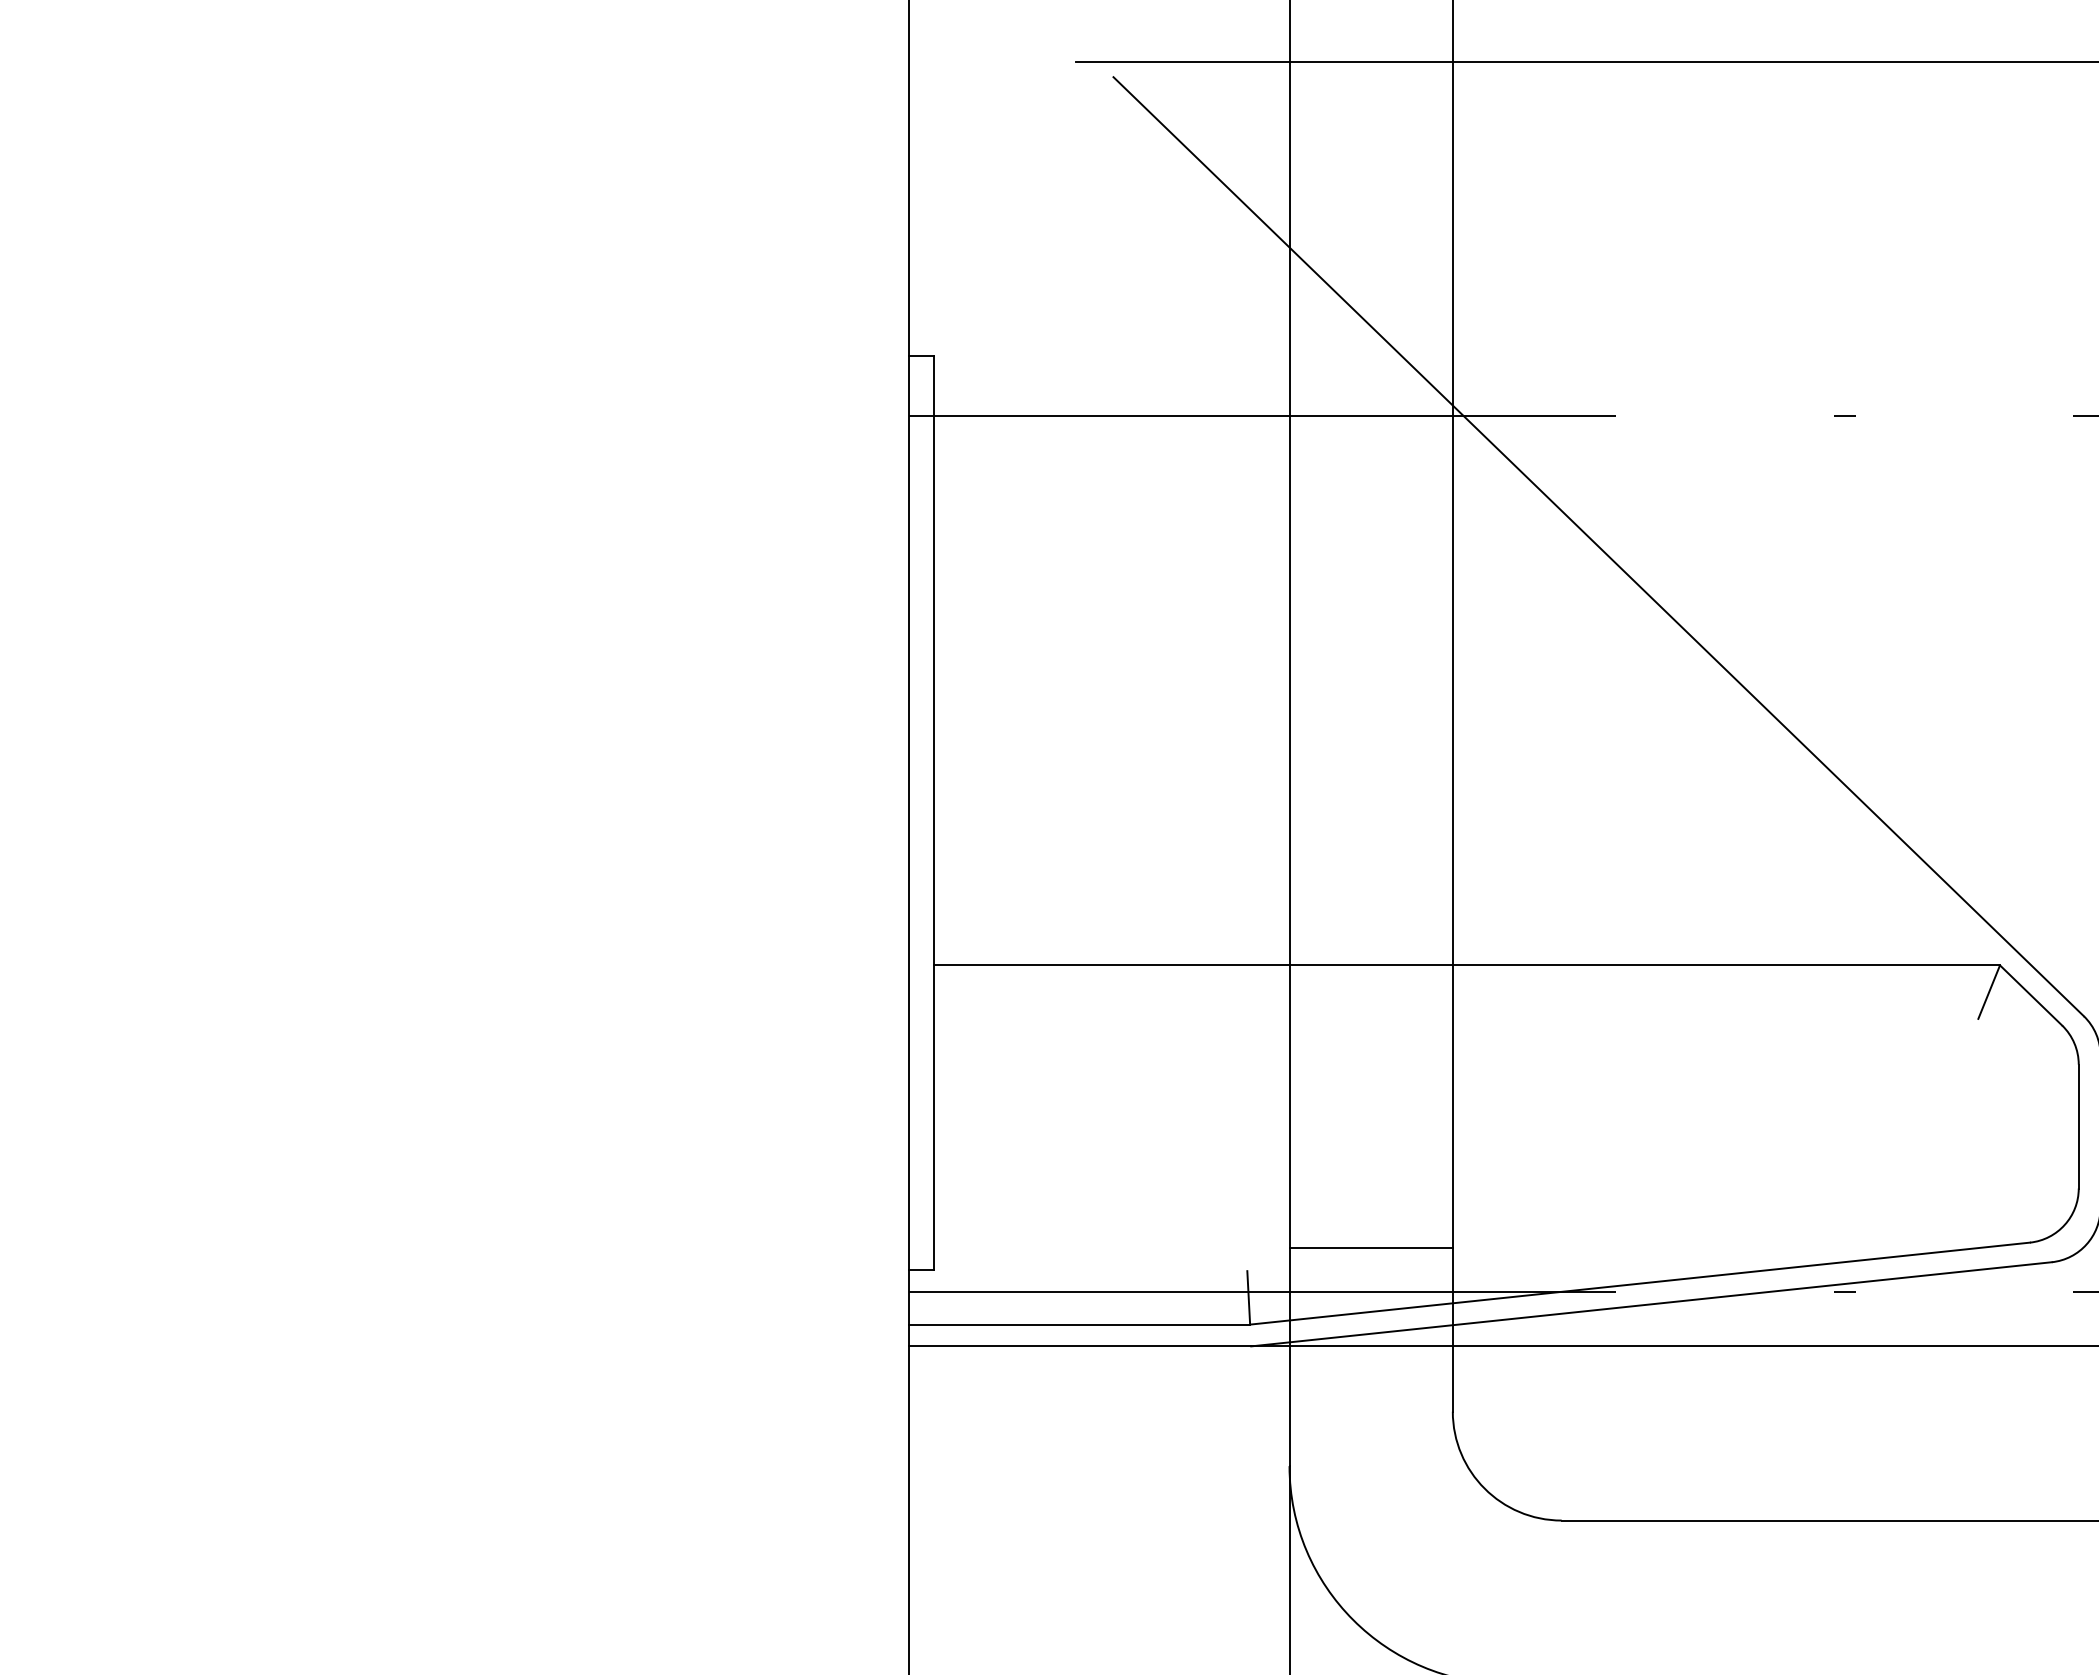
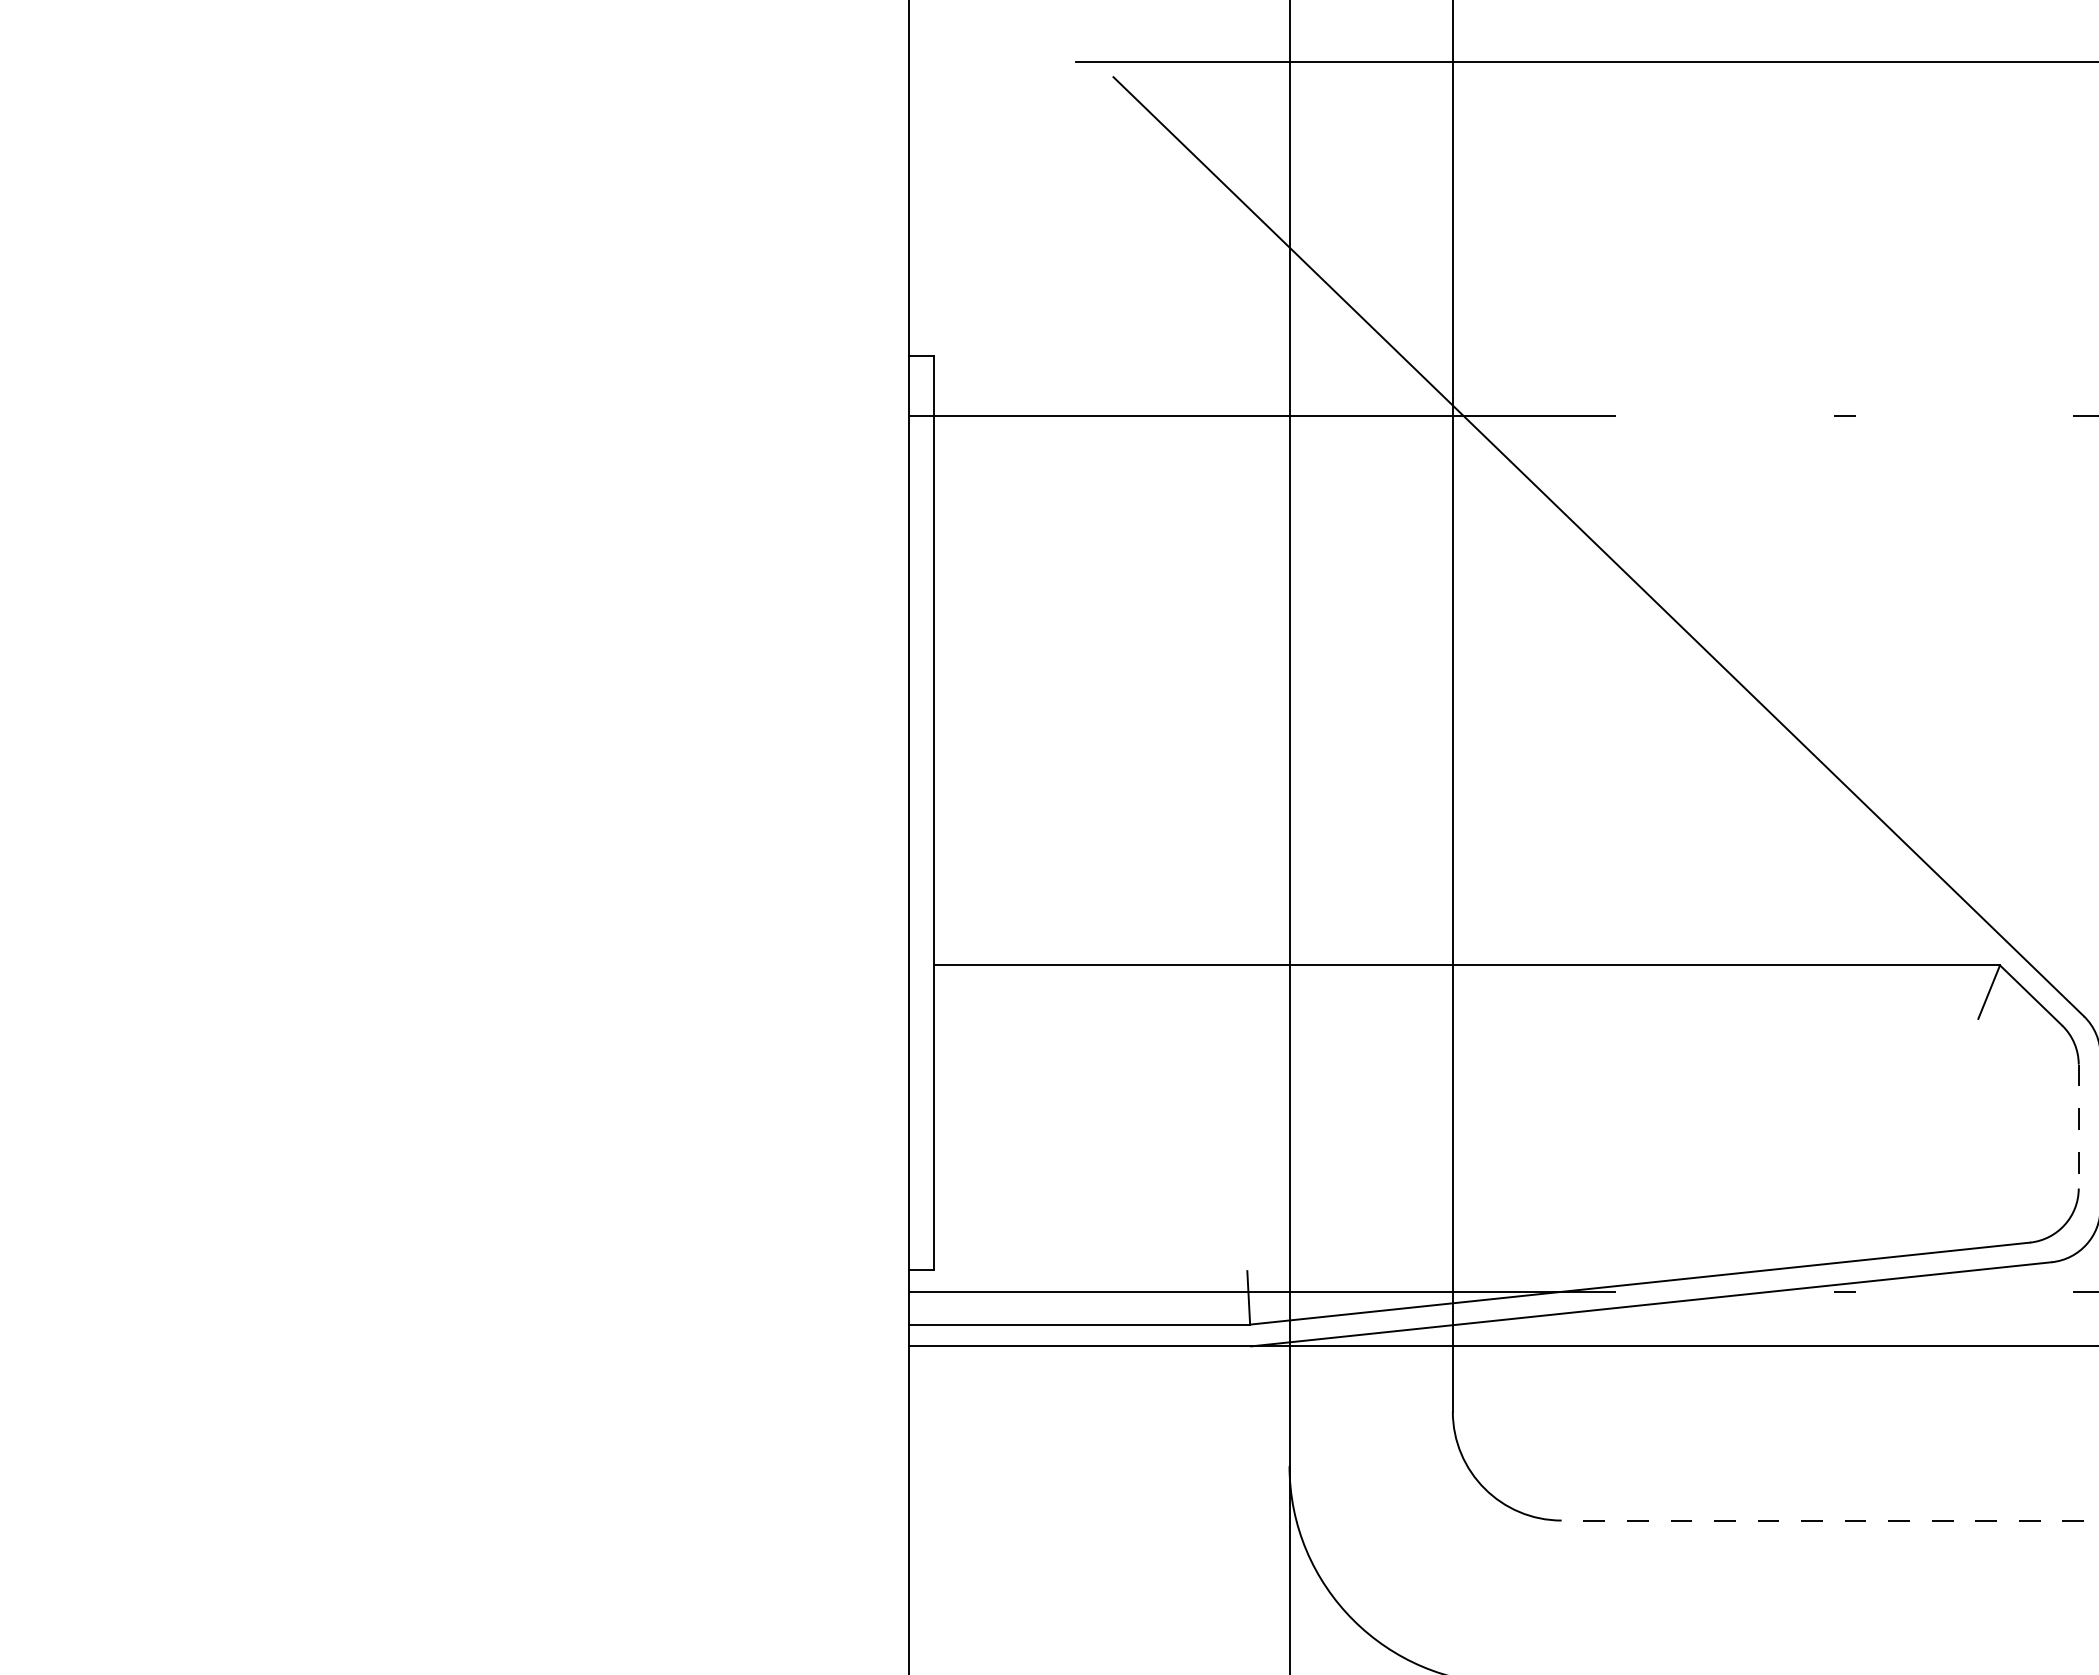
line: solid -> dashed (2078, 1126)
line: present -> none (1370, 1248)
line: solid -> dashed (1829, 1520)
